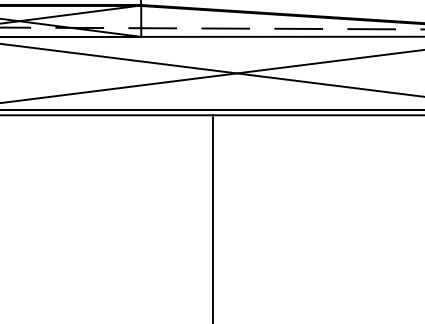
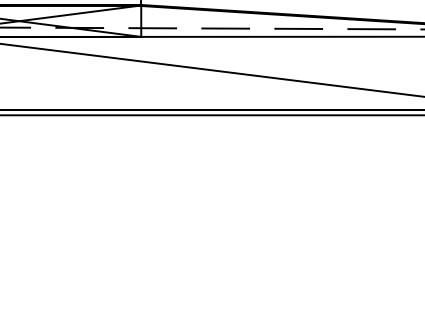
line: present -> none (211, 76)
line: present -> none (213, 217)
